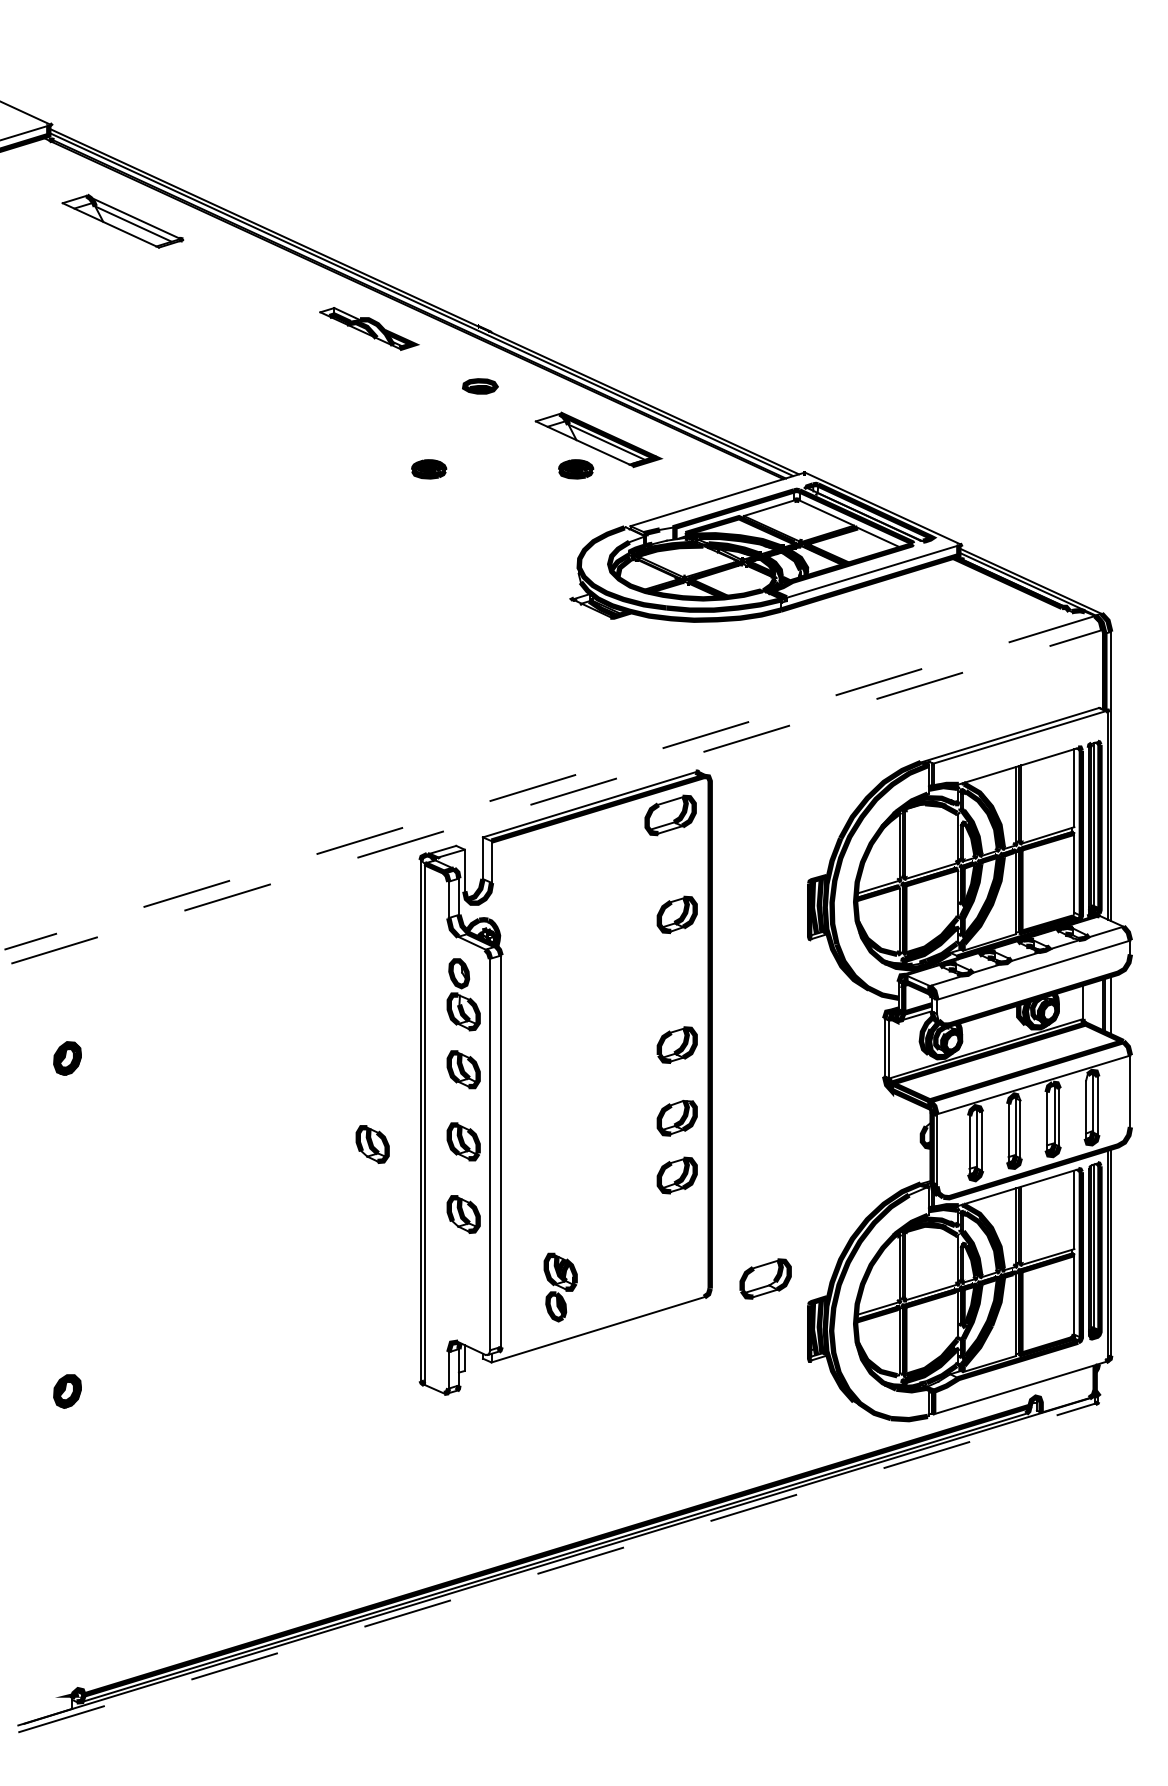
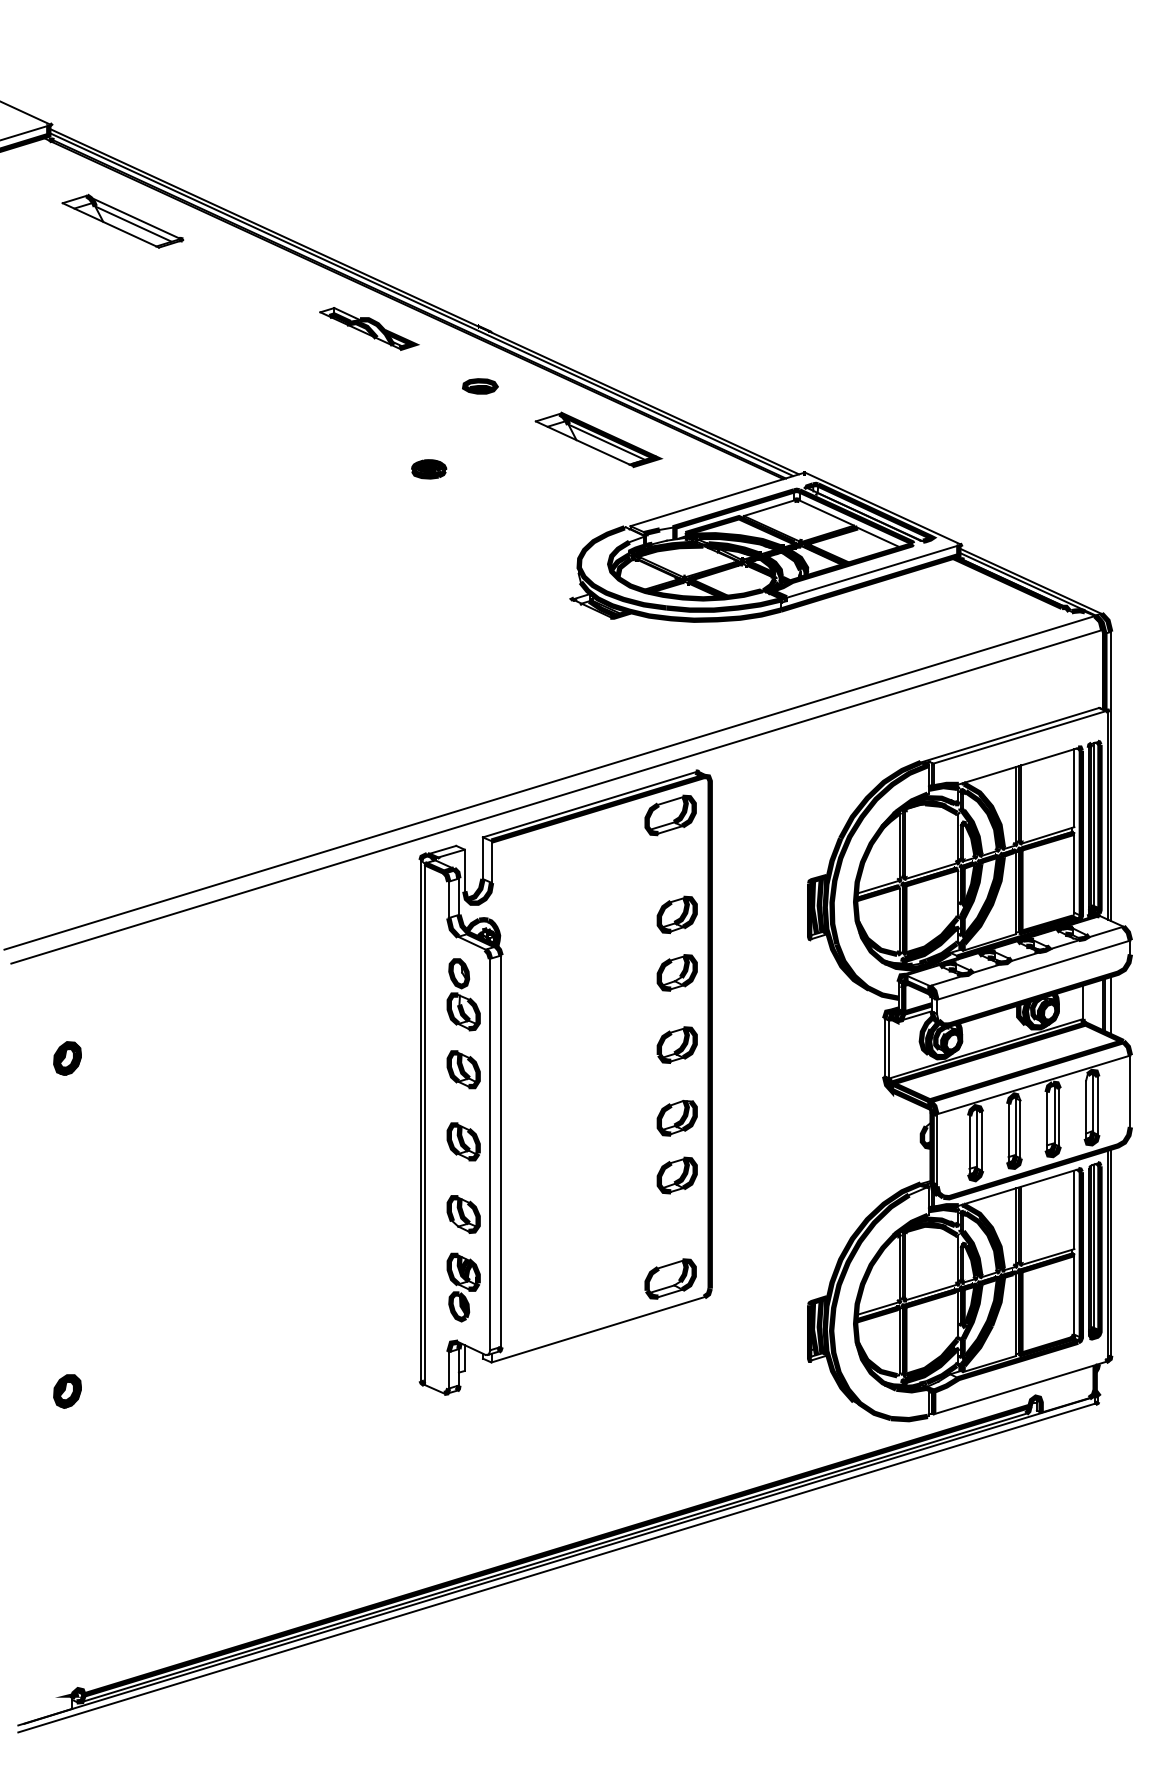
part: present -> none (576, 469)
line: dashed -> solid (549, 782)
line: dashed -> solid (557, 796)
part: none -> present (676, 972)
part: present -> none (372, 1144)
part position: (765, 1278) -> (670, 1278) (670, 1278)
part position: (560, 1287) -> (463, 1287) (463, 1287)
line: dashed -> solid (556, 1568)
